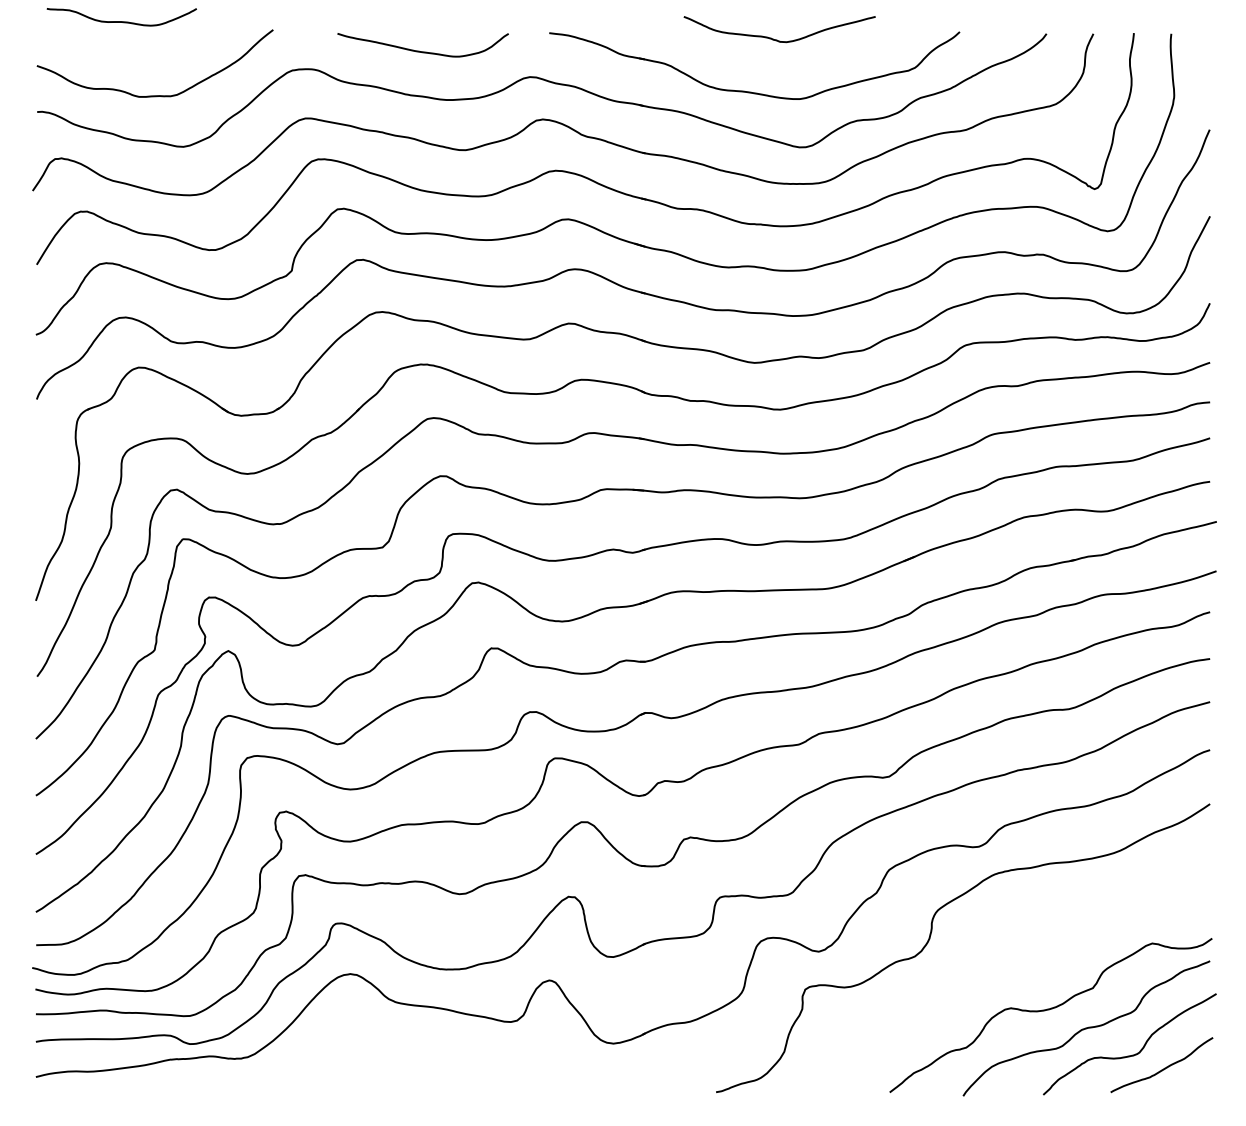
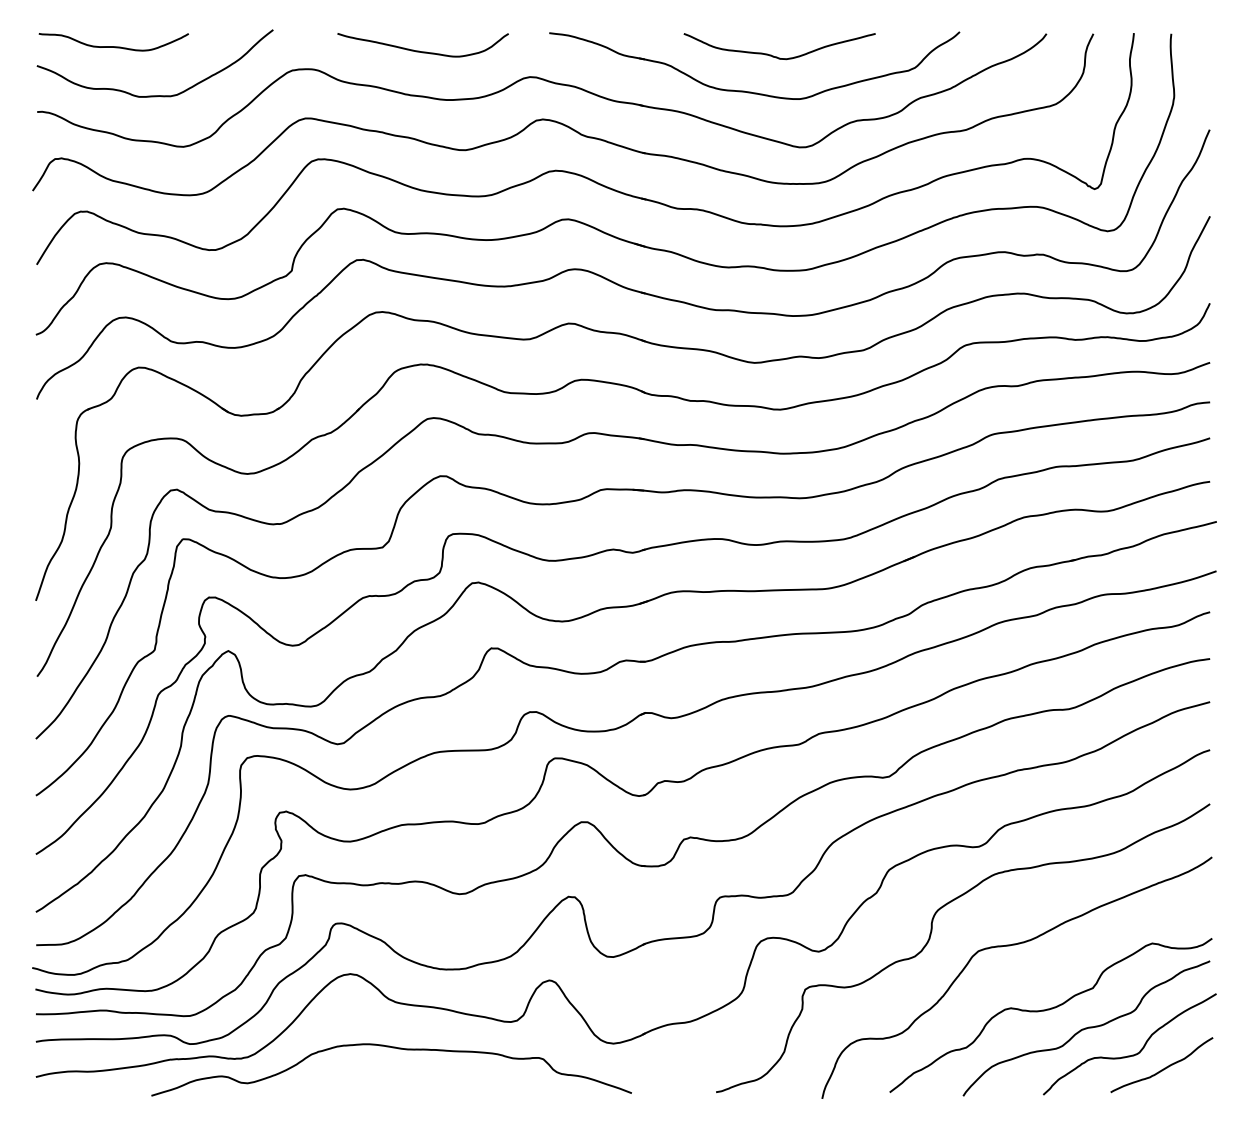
curve position: (121, 21) -> (113, 46) (113, 46)
curve position: (777, 39) -> (777, 56) (777, 56)
curve: none -> present (1010, 946)
curve: none -> present (392, 1048)
